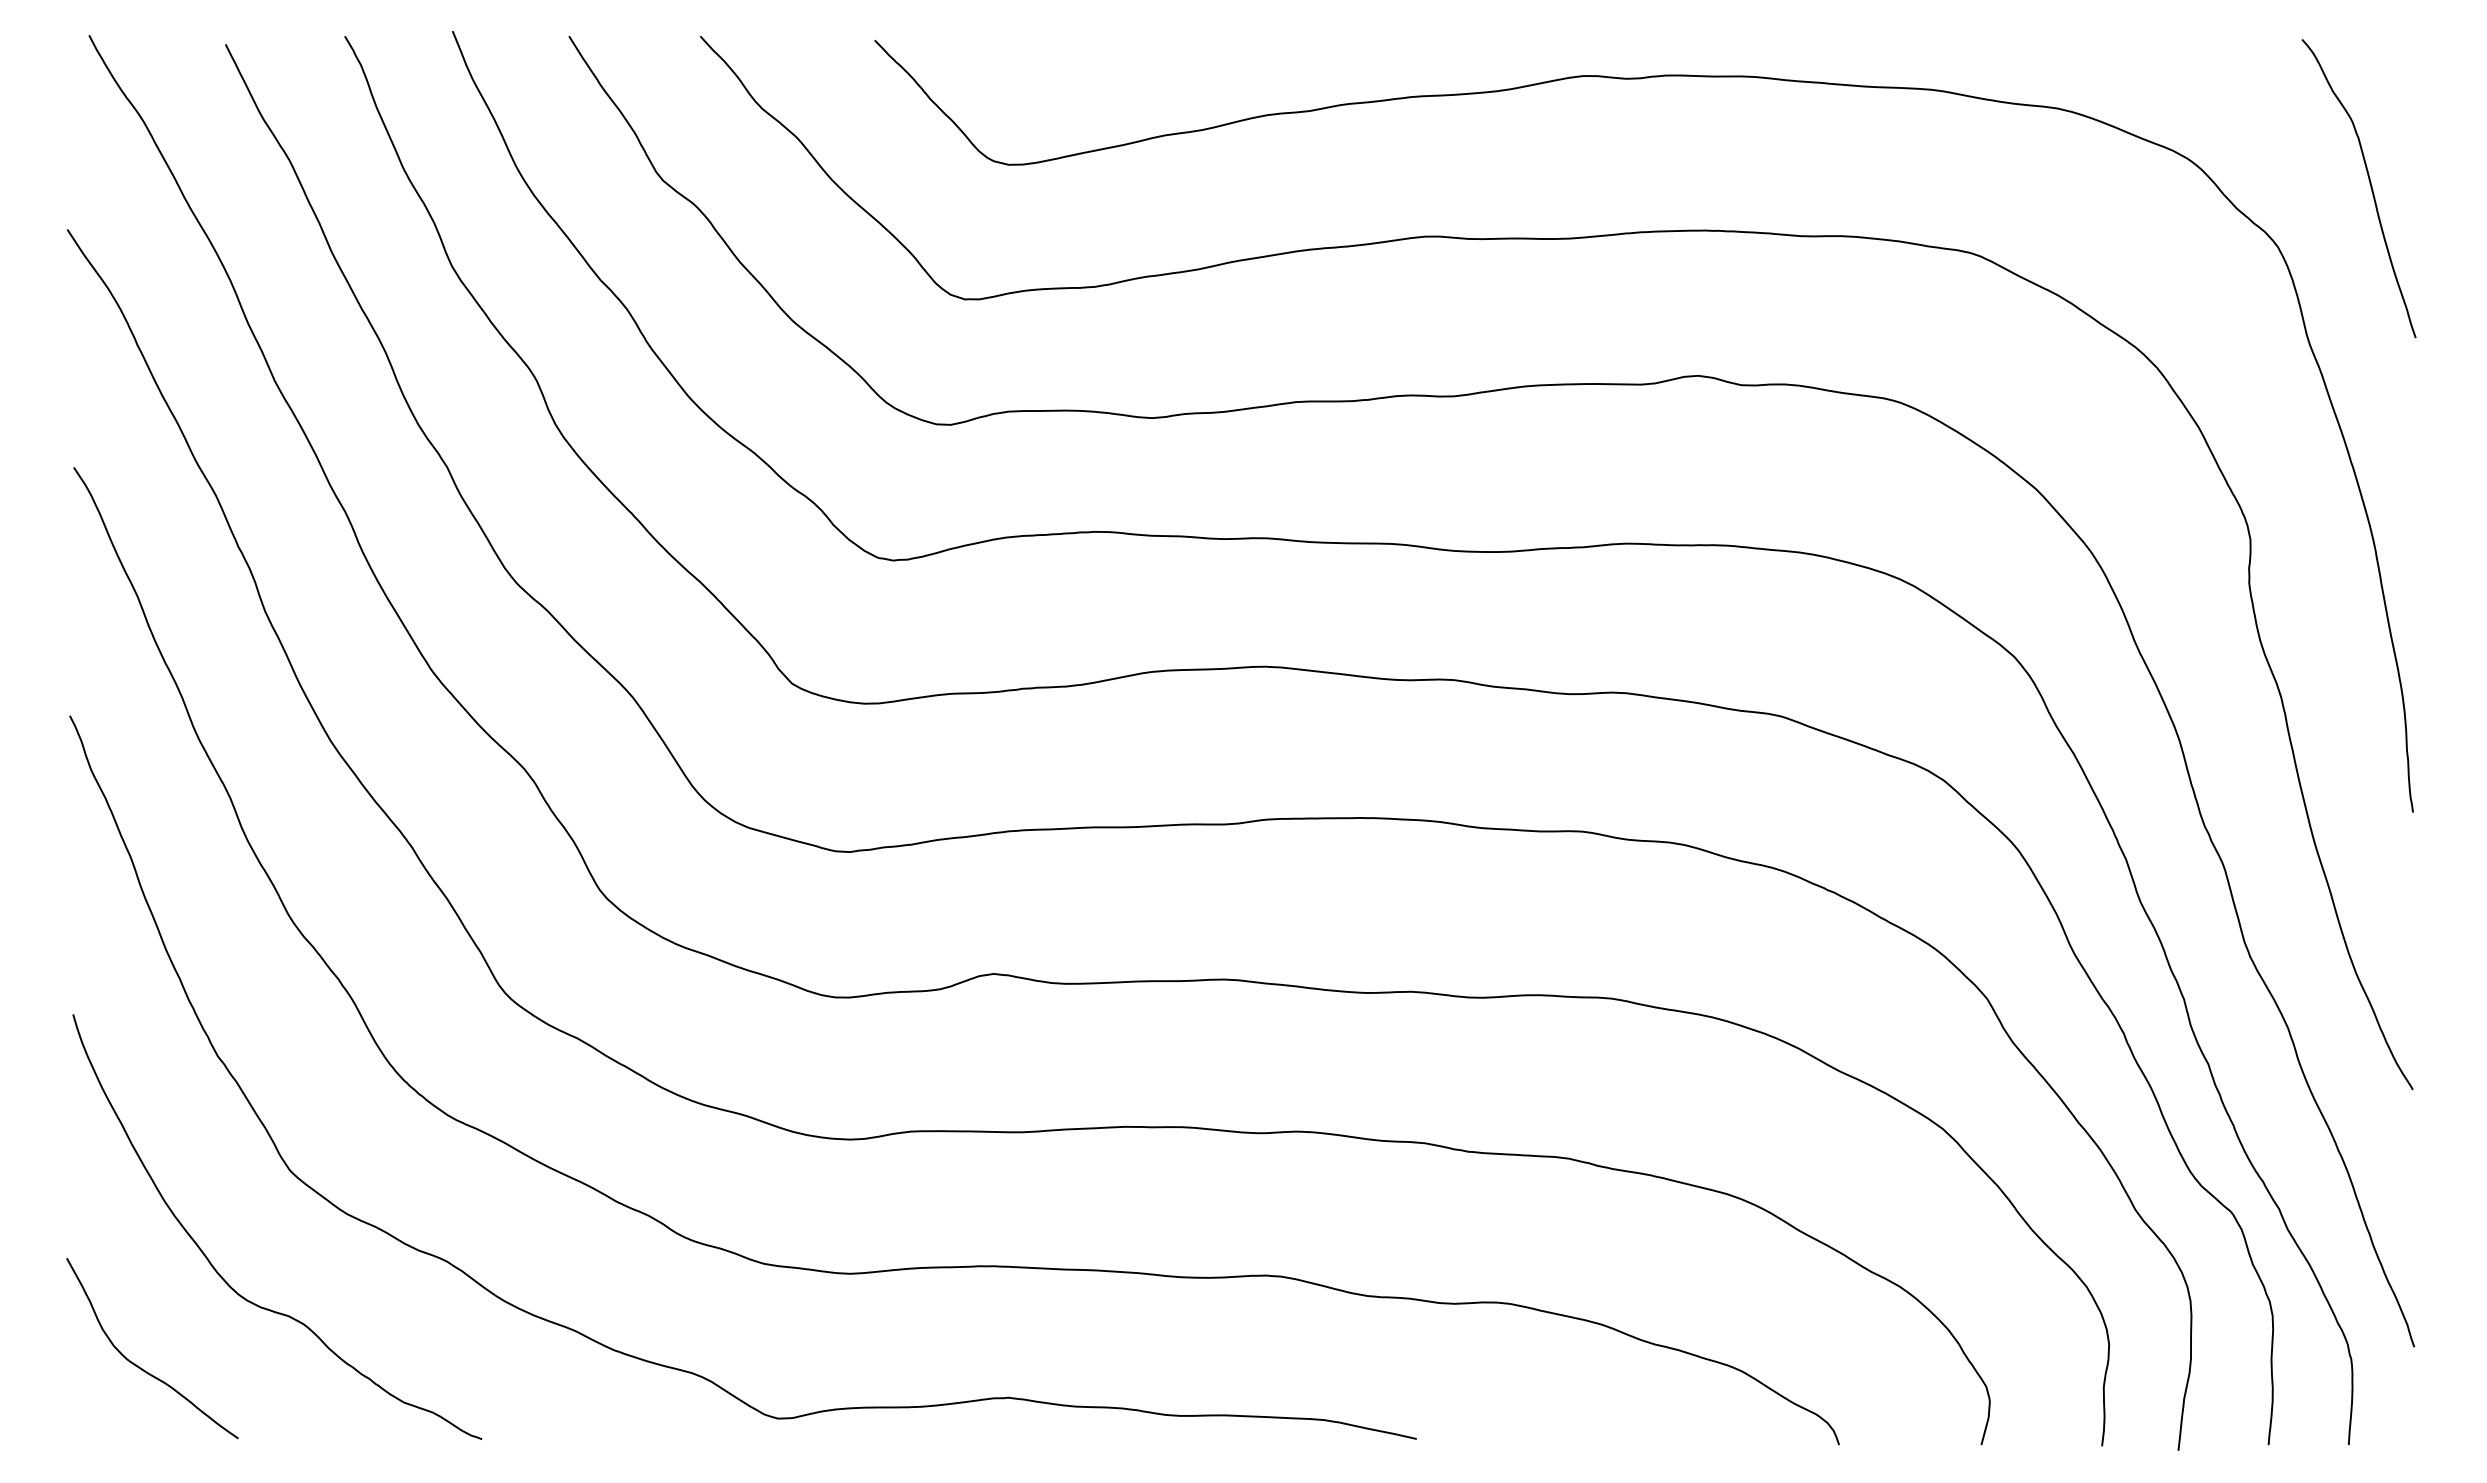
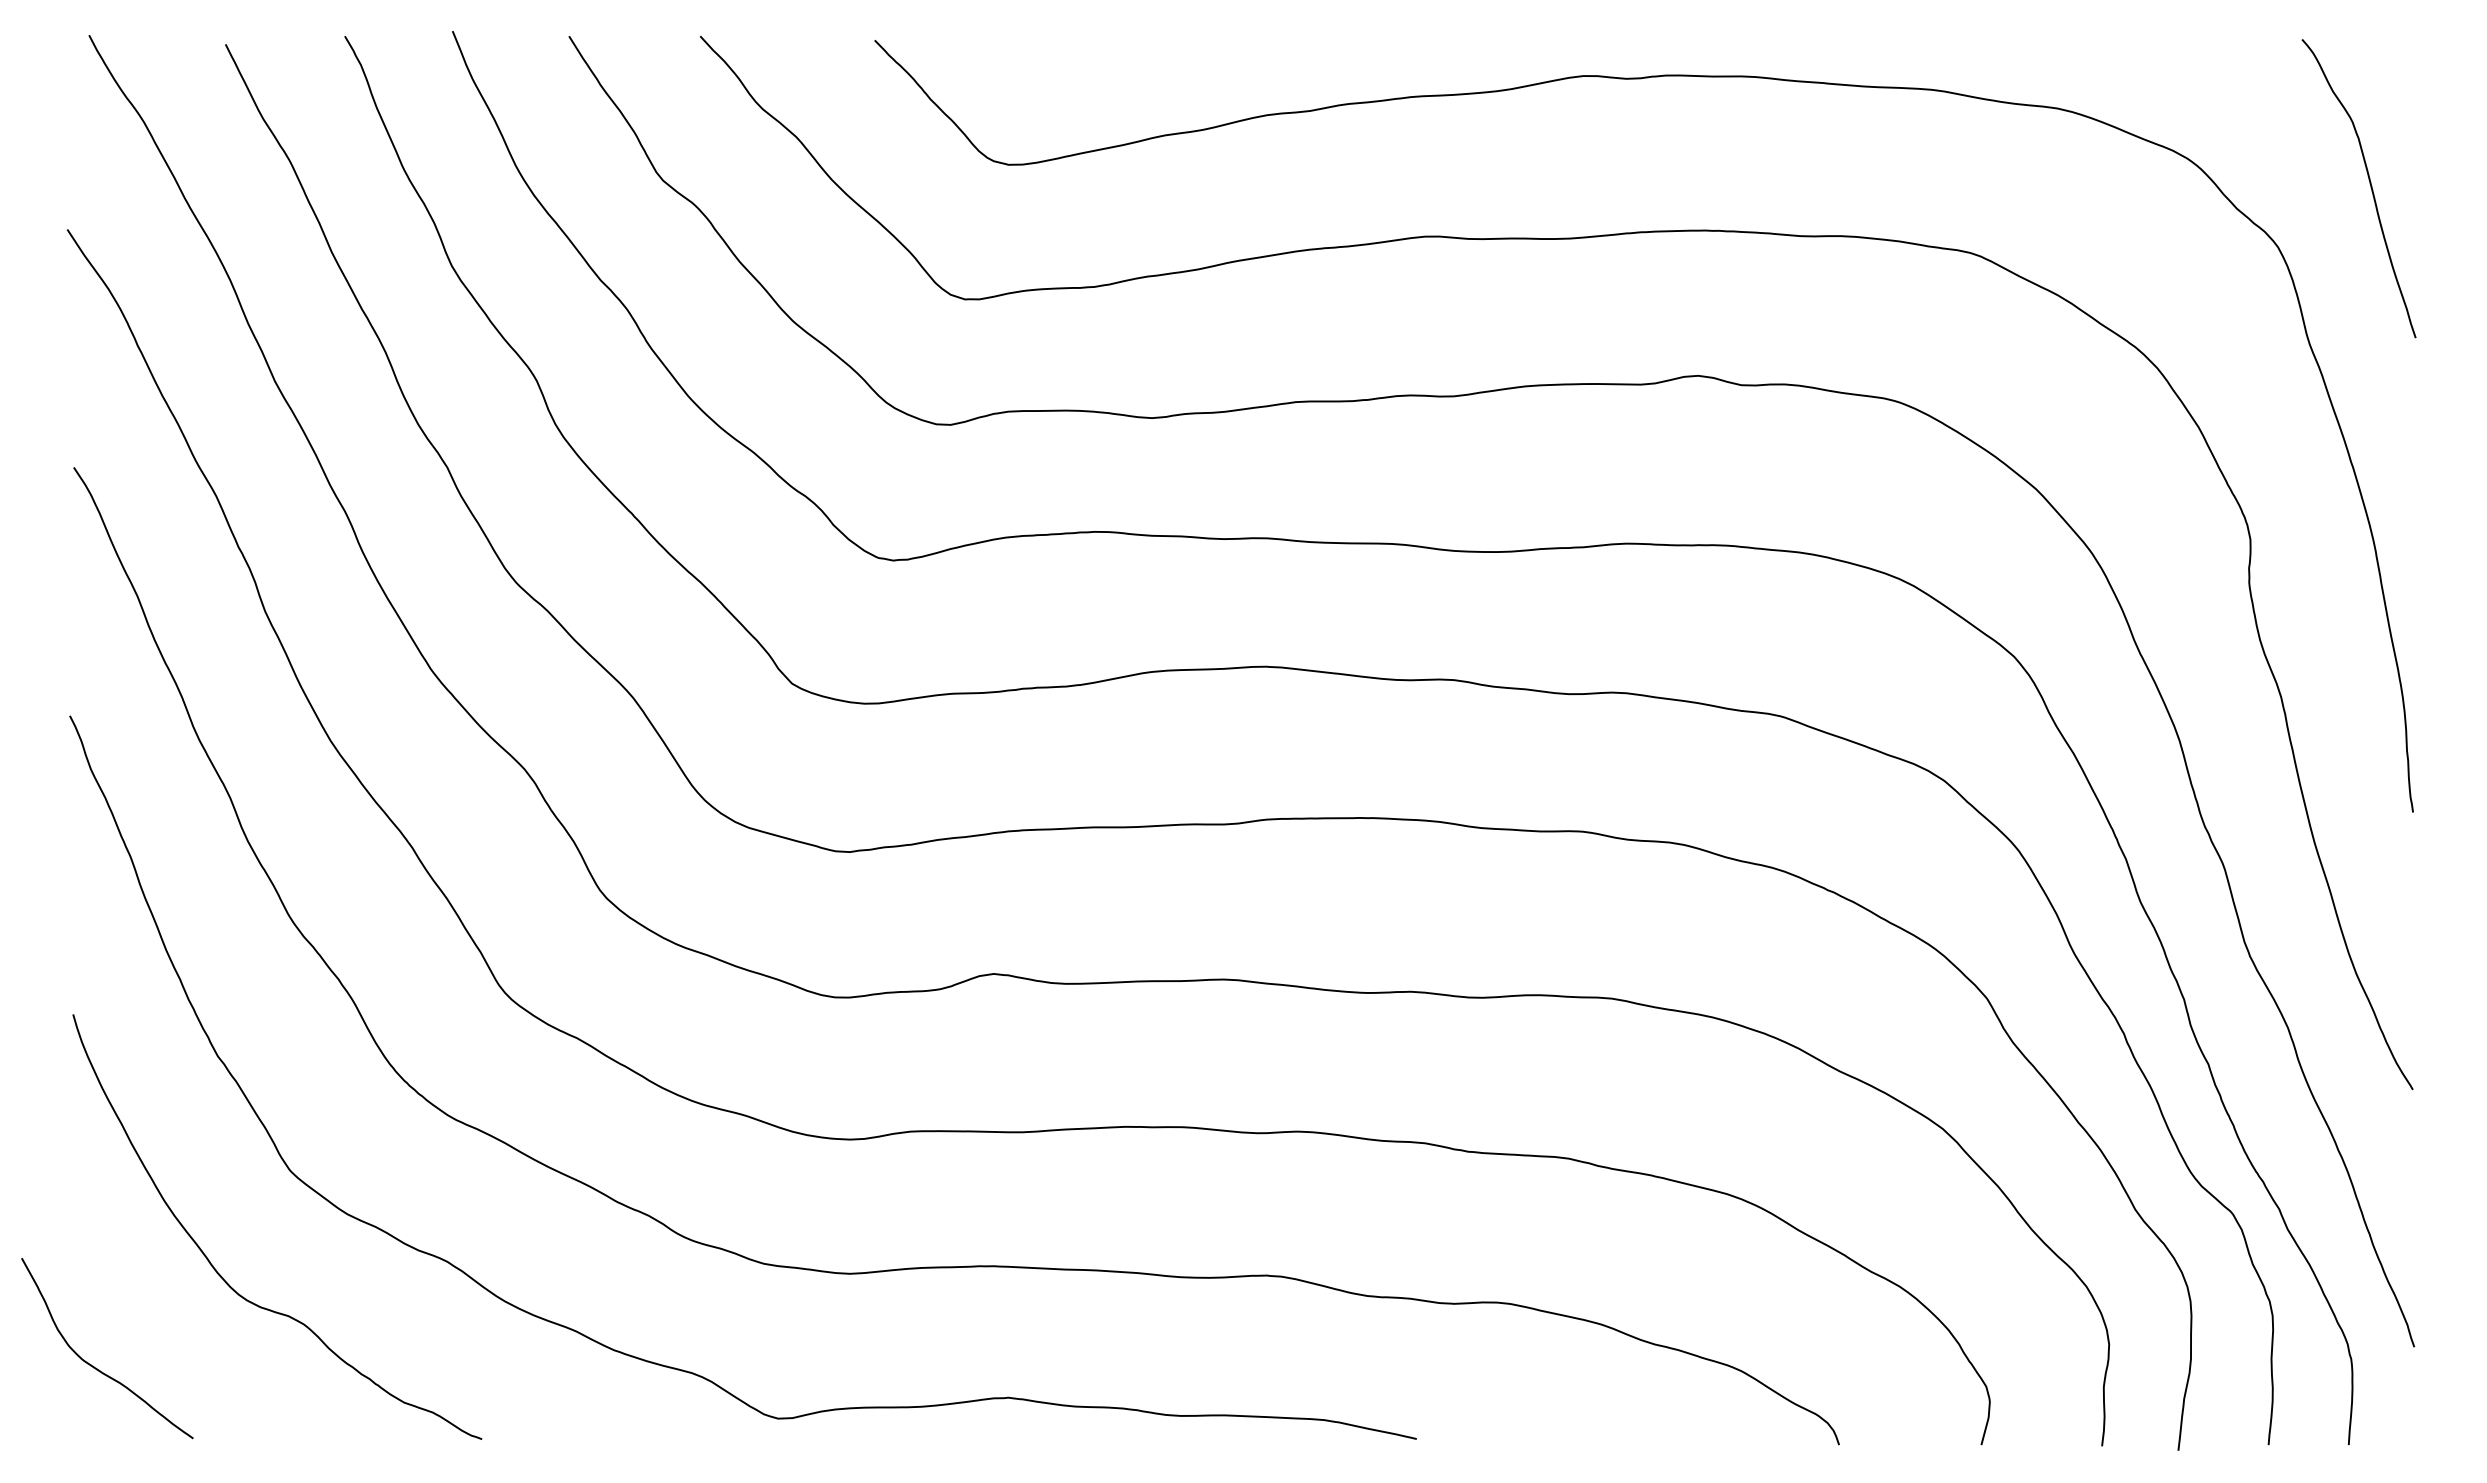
curve position: (141, 1367) -> (96, 1367) (96, 1367)
